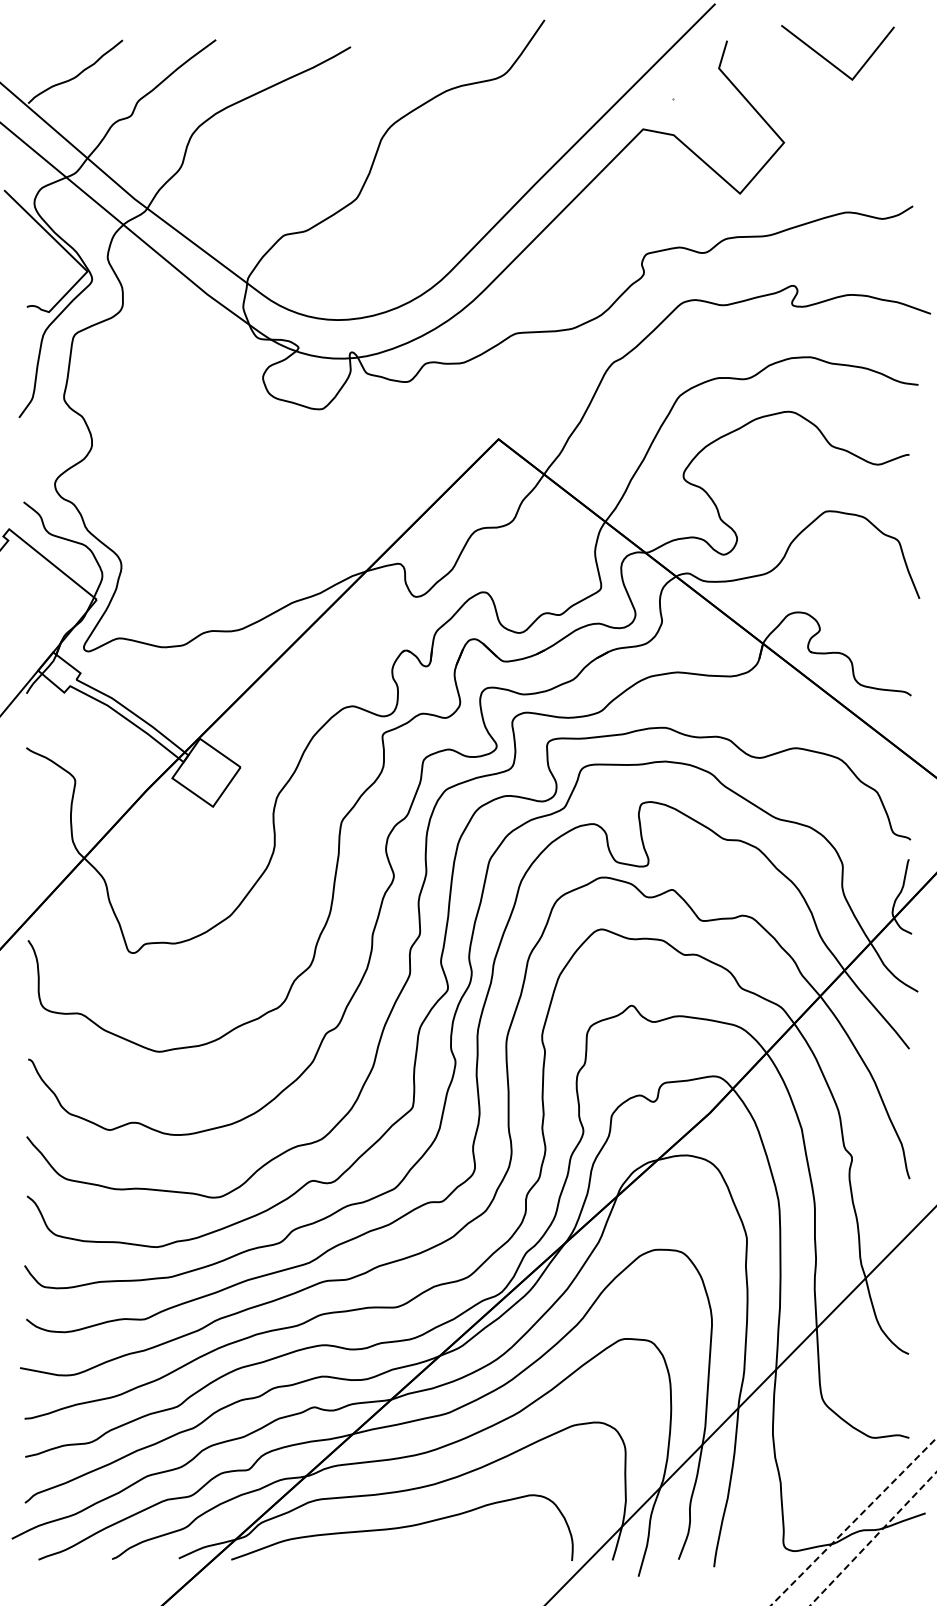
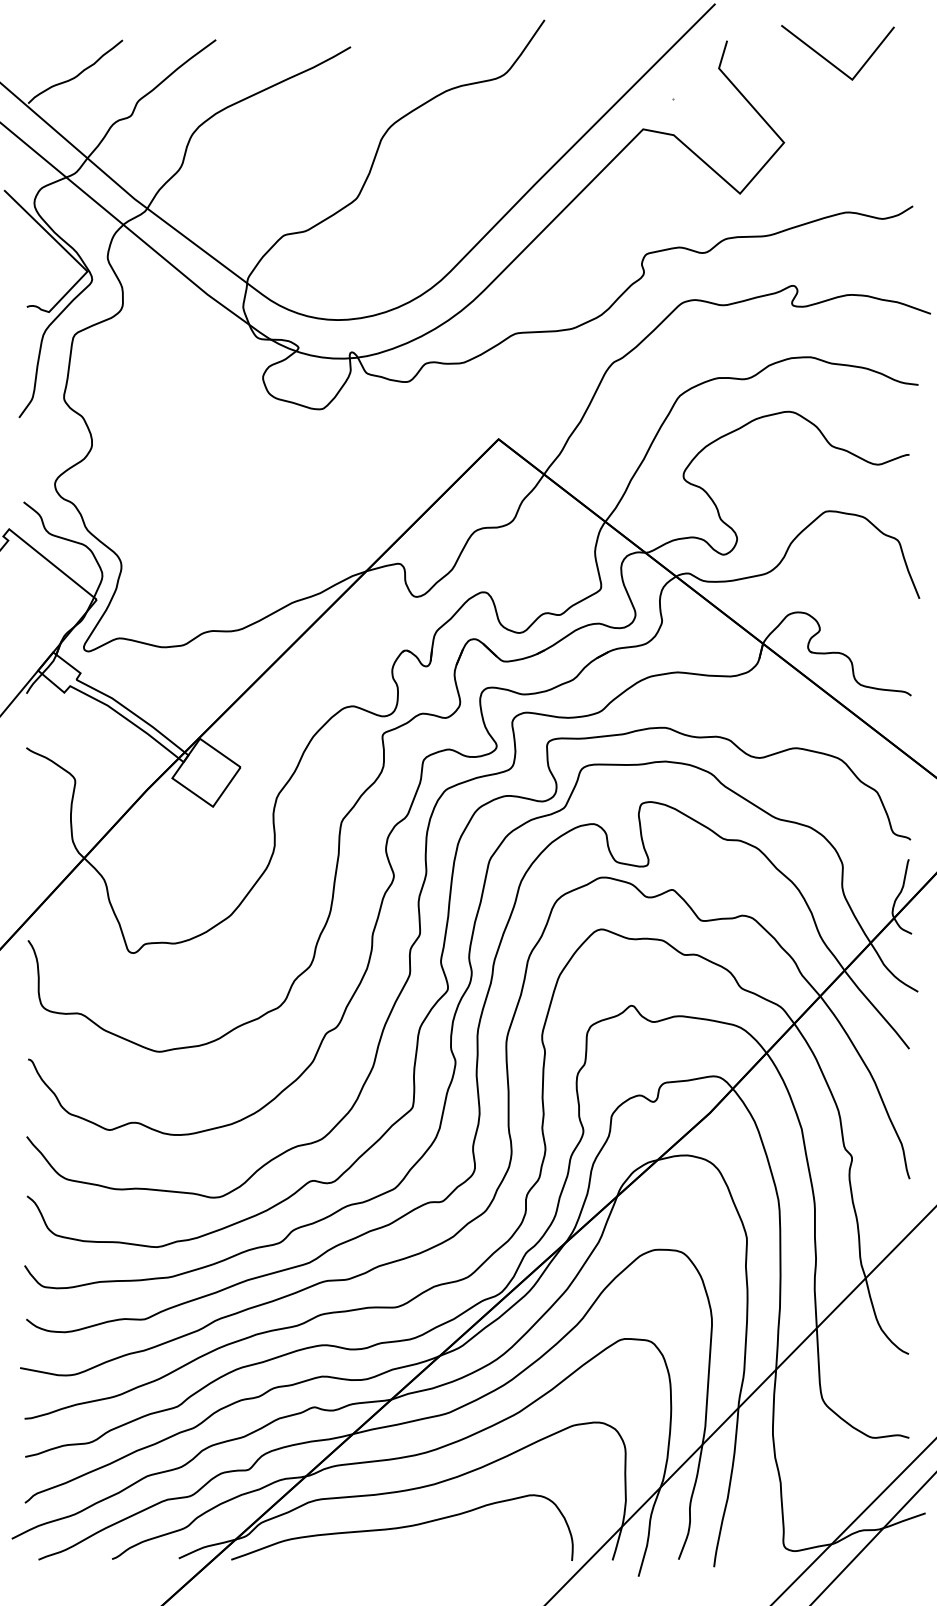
line: dashed -> solid (854, 1521)
line: dashed -> solid (873, 1538)
